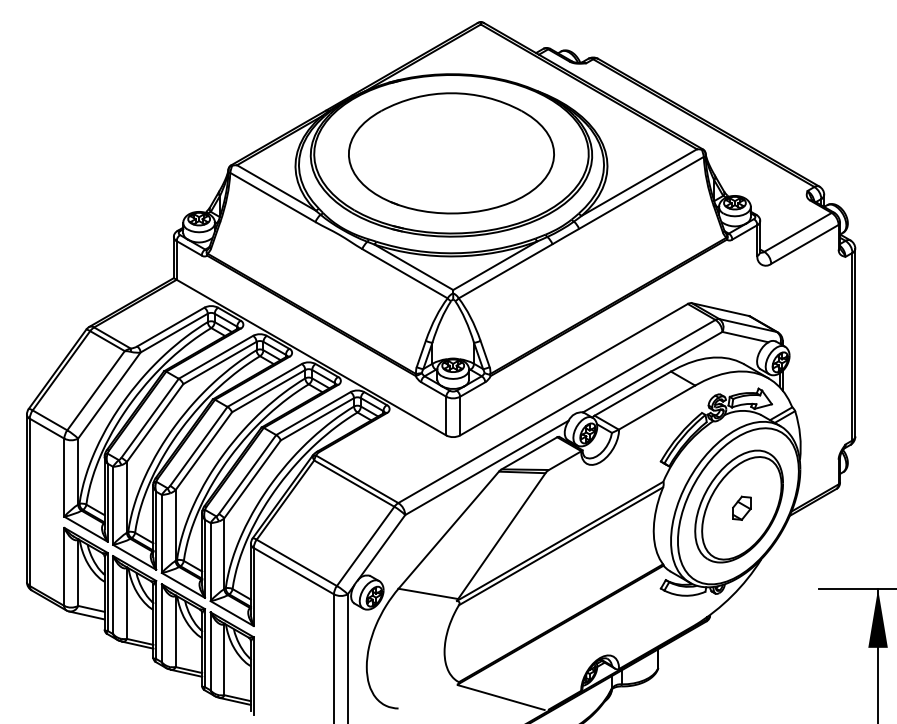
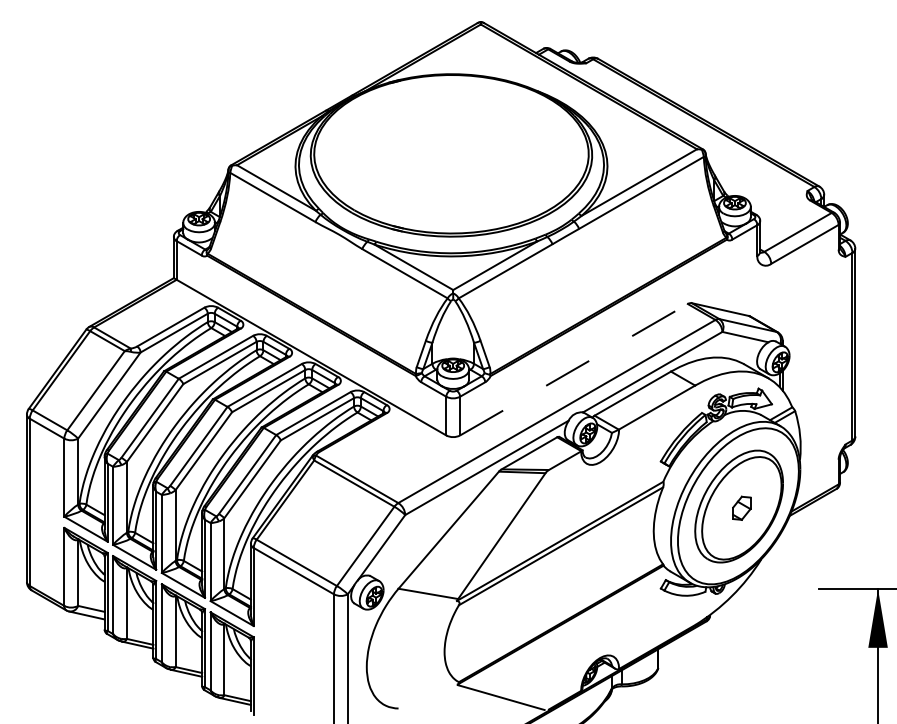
part: present -> none (451, 153)
line: solid -> dashed (574, 369)
